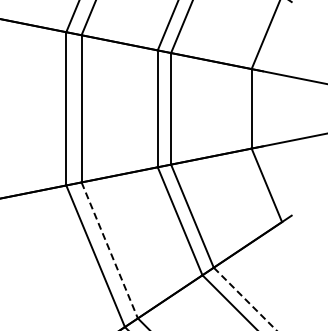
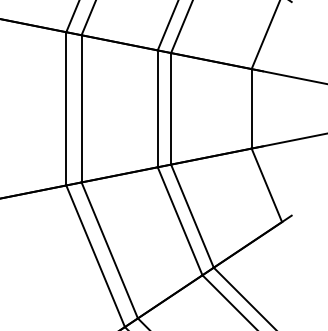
line: dashed -> solid (109, 250)
line: dashed -> solid (245, 299)
